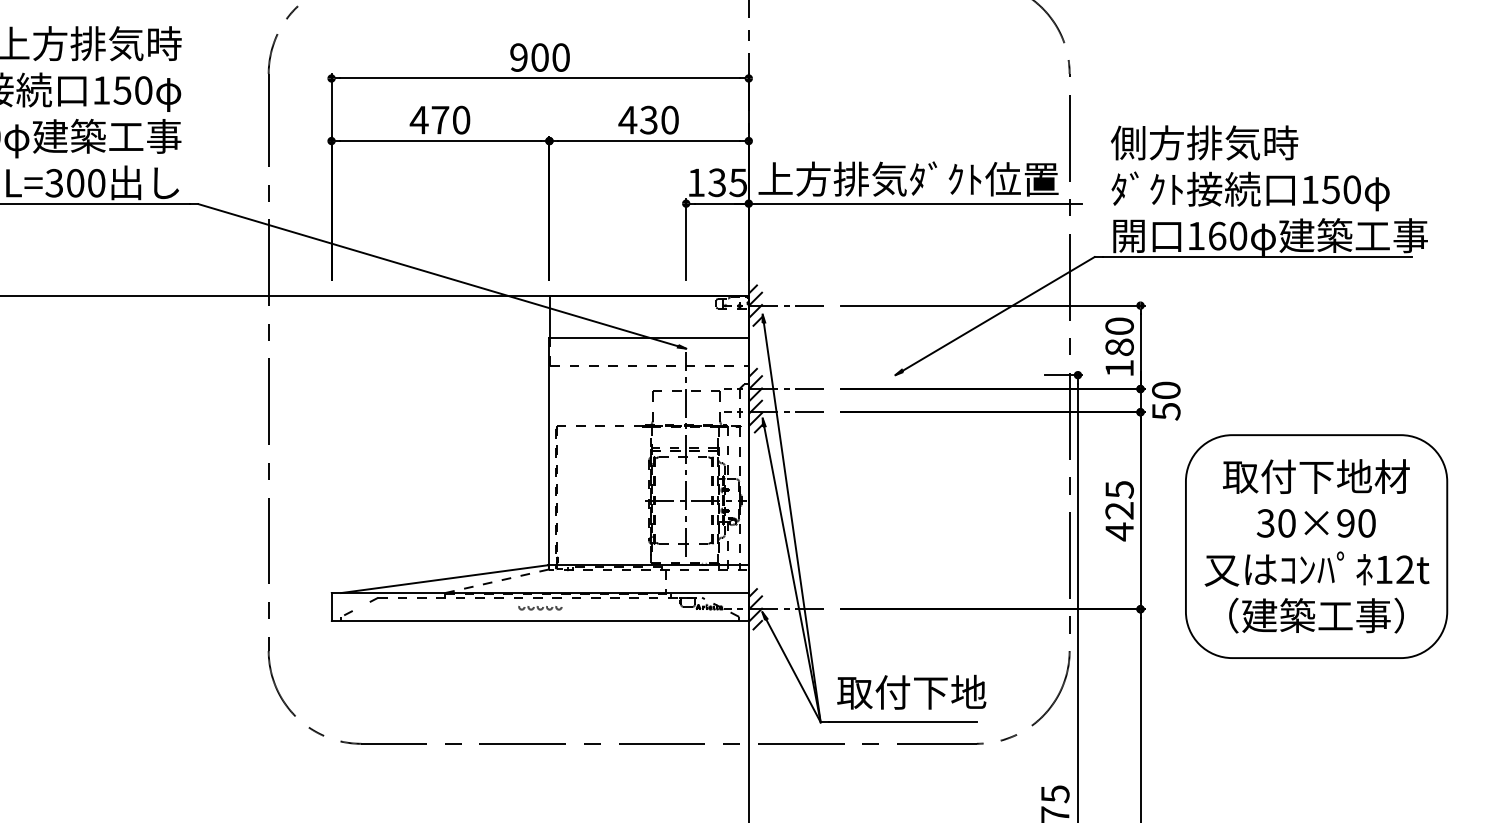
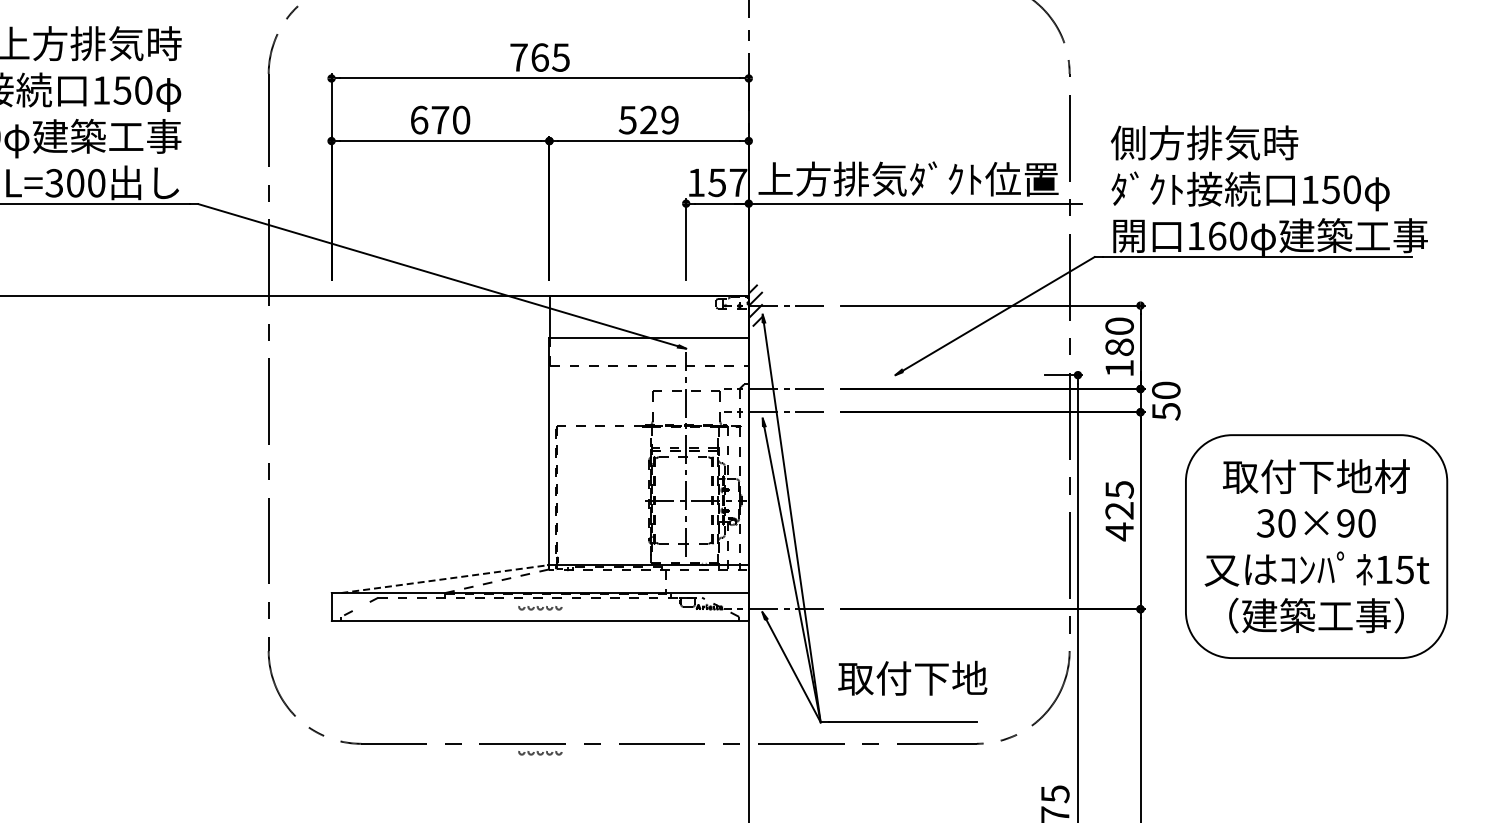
text: 900 -> 765 (539, 57)
text: 470 -> 670 (418, 119)
text: 430 -> 529 (648, 119)
text: 135 -> 157 (728, 182)
hatch: present -> none (755, 400)
text: 12t -> 15t (1404, 569)
line: solid -> dashed (445, 579)
hatch: present -> none (755, 609)
text position: (911, 691) -> (912, 677) (912, 677)
part: none -> present (540, 753)
